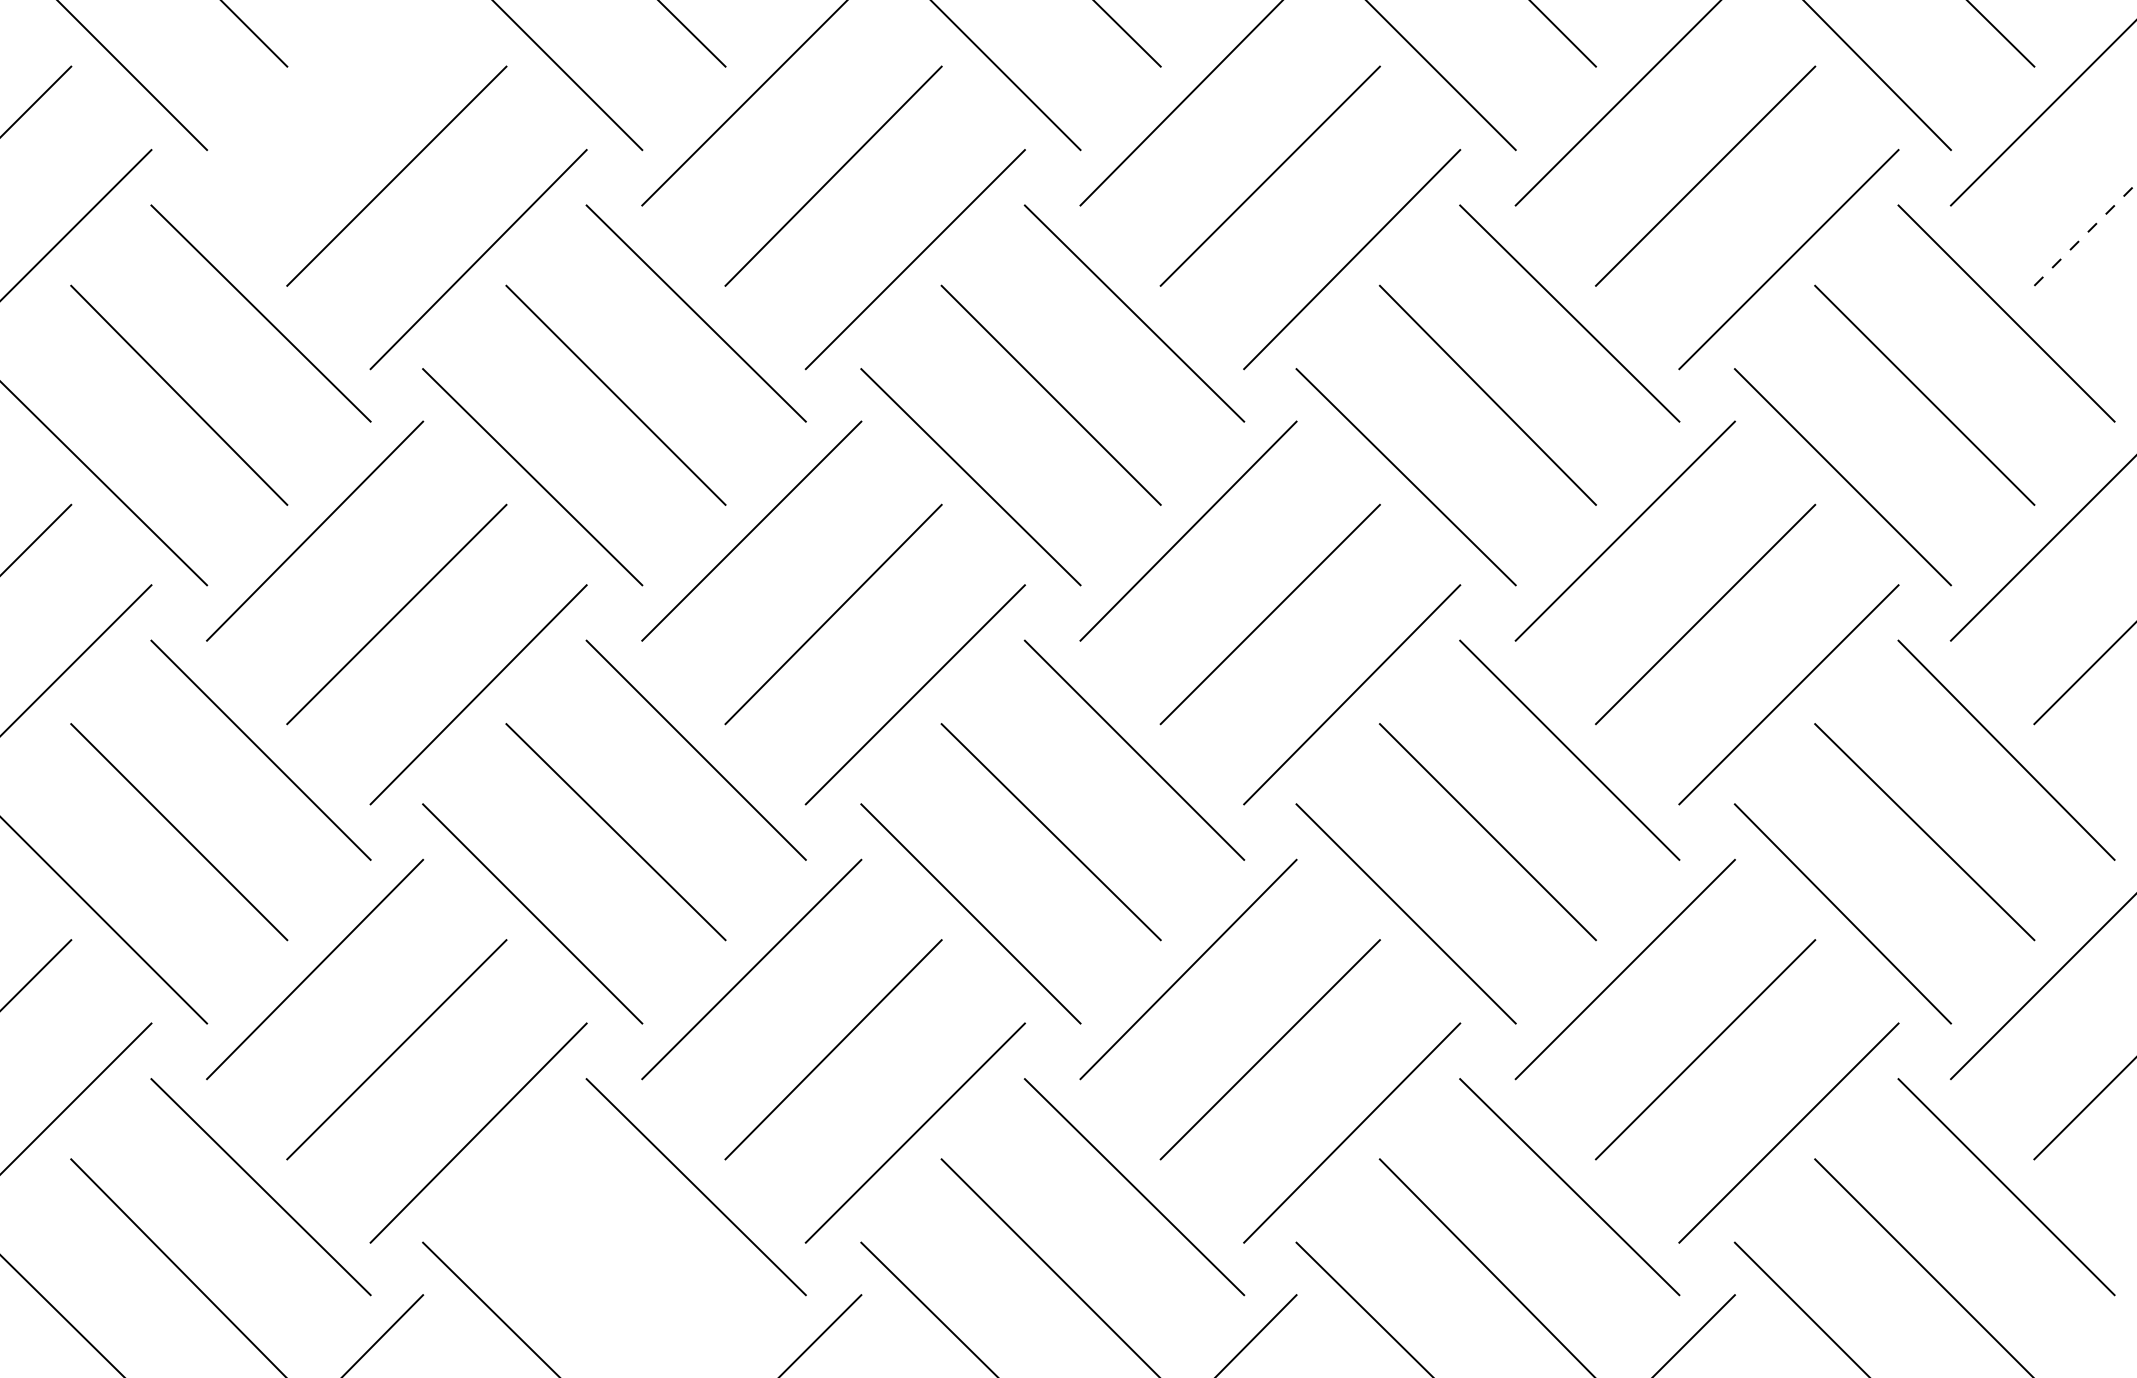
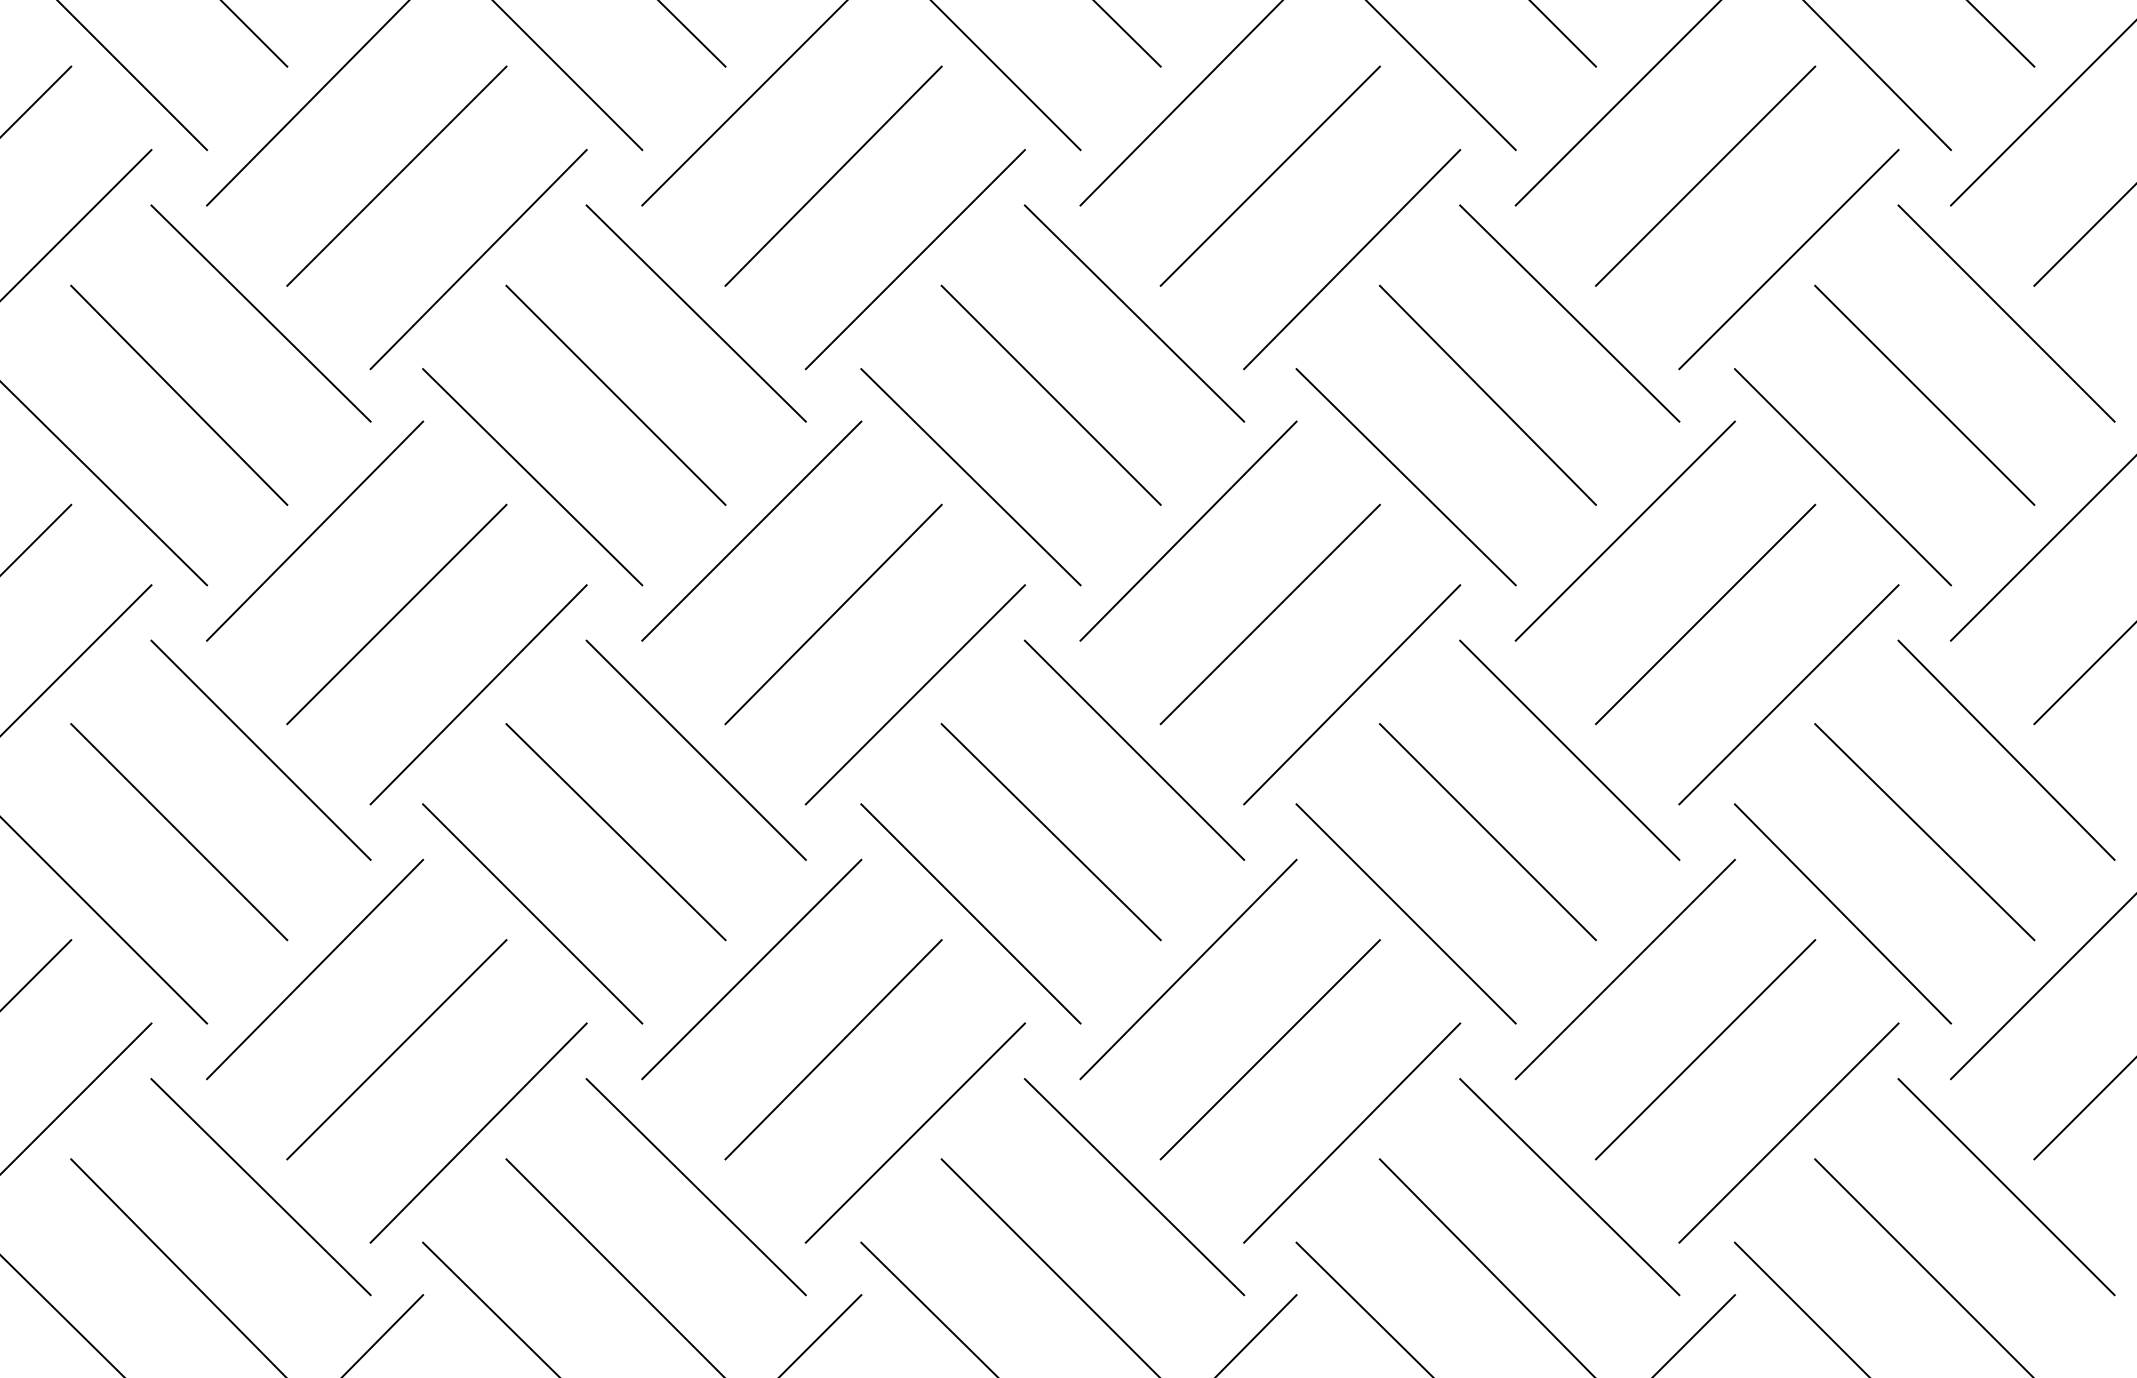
line: none -> present (307, 103)
line: dashed -> solid (2085, 234)
line: none -> present (613, 1266)
